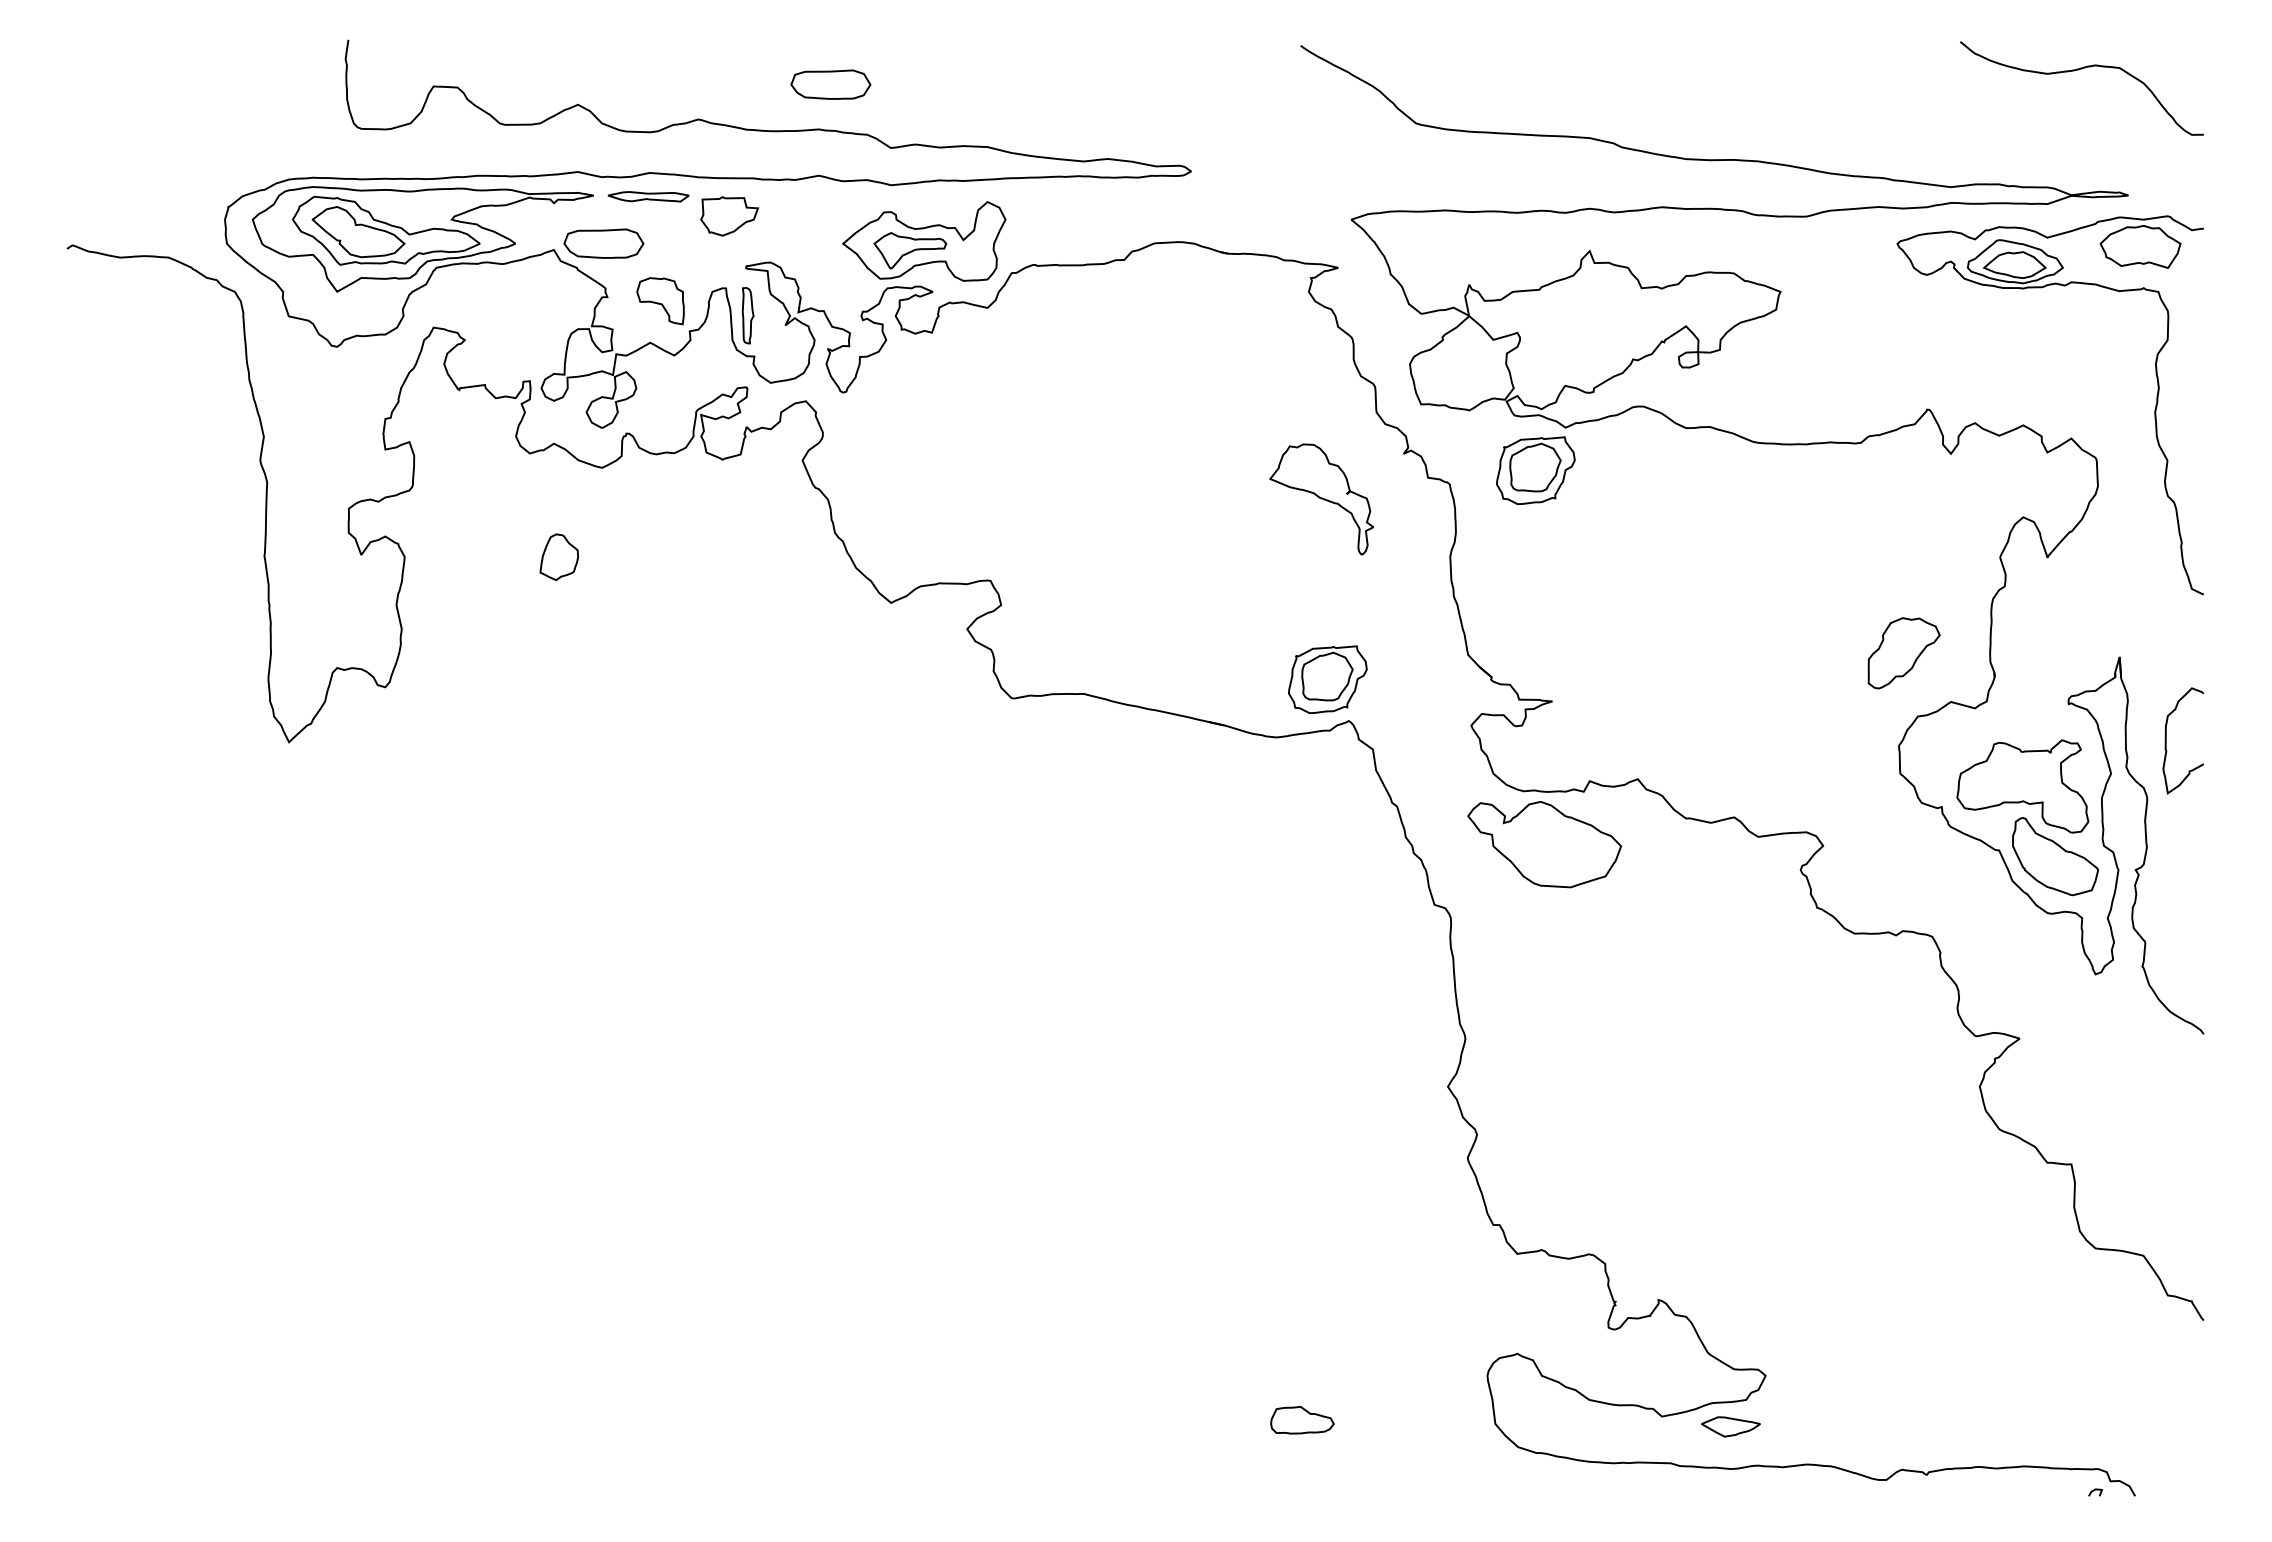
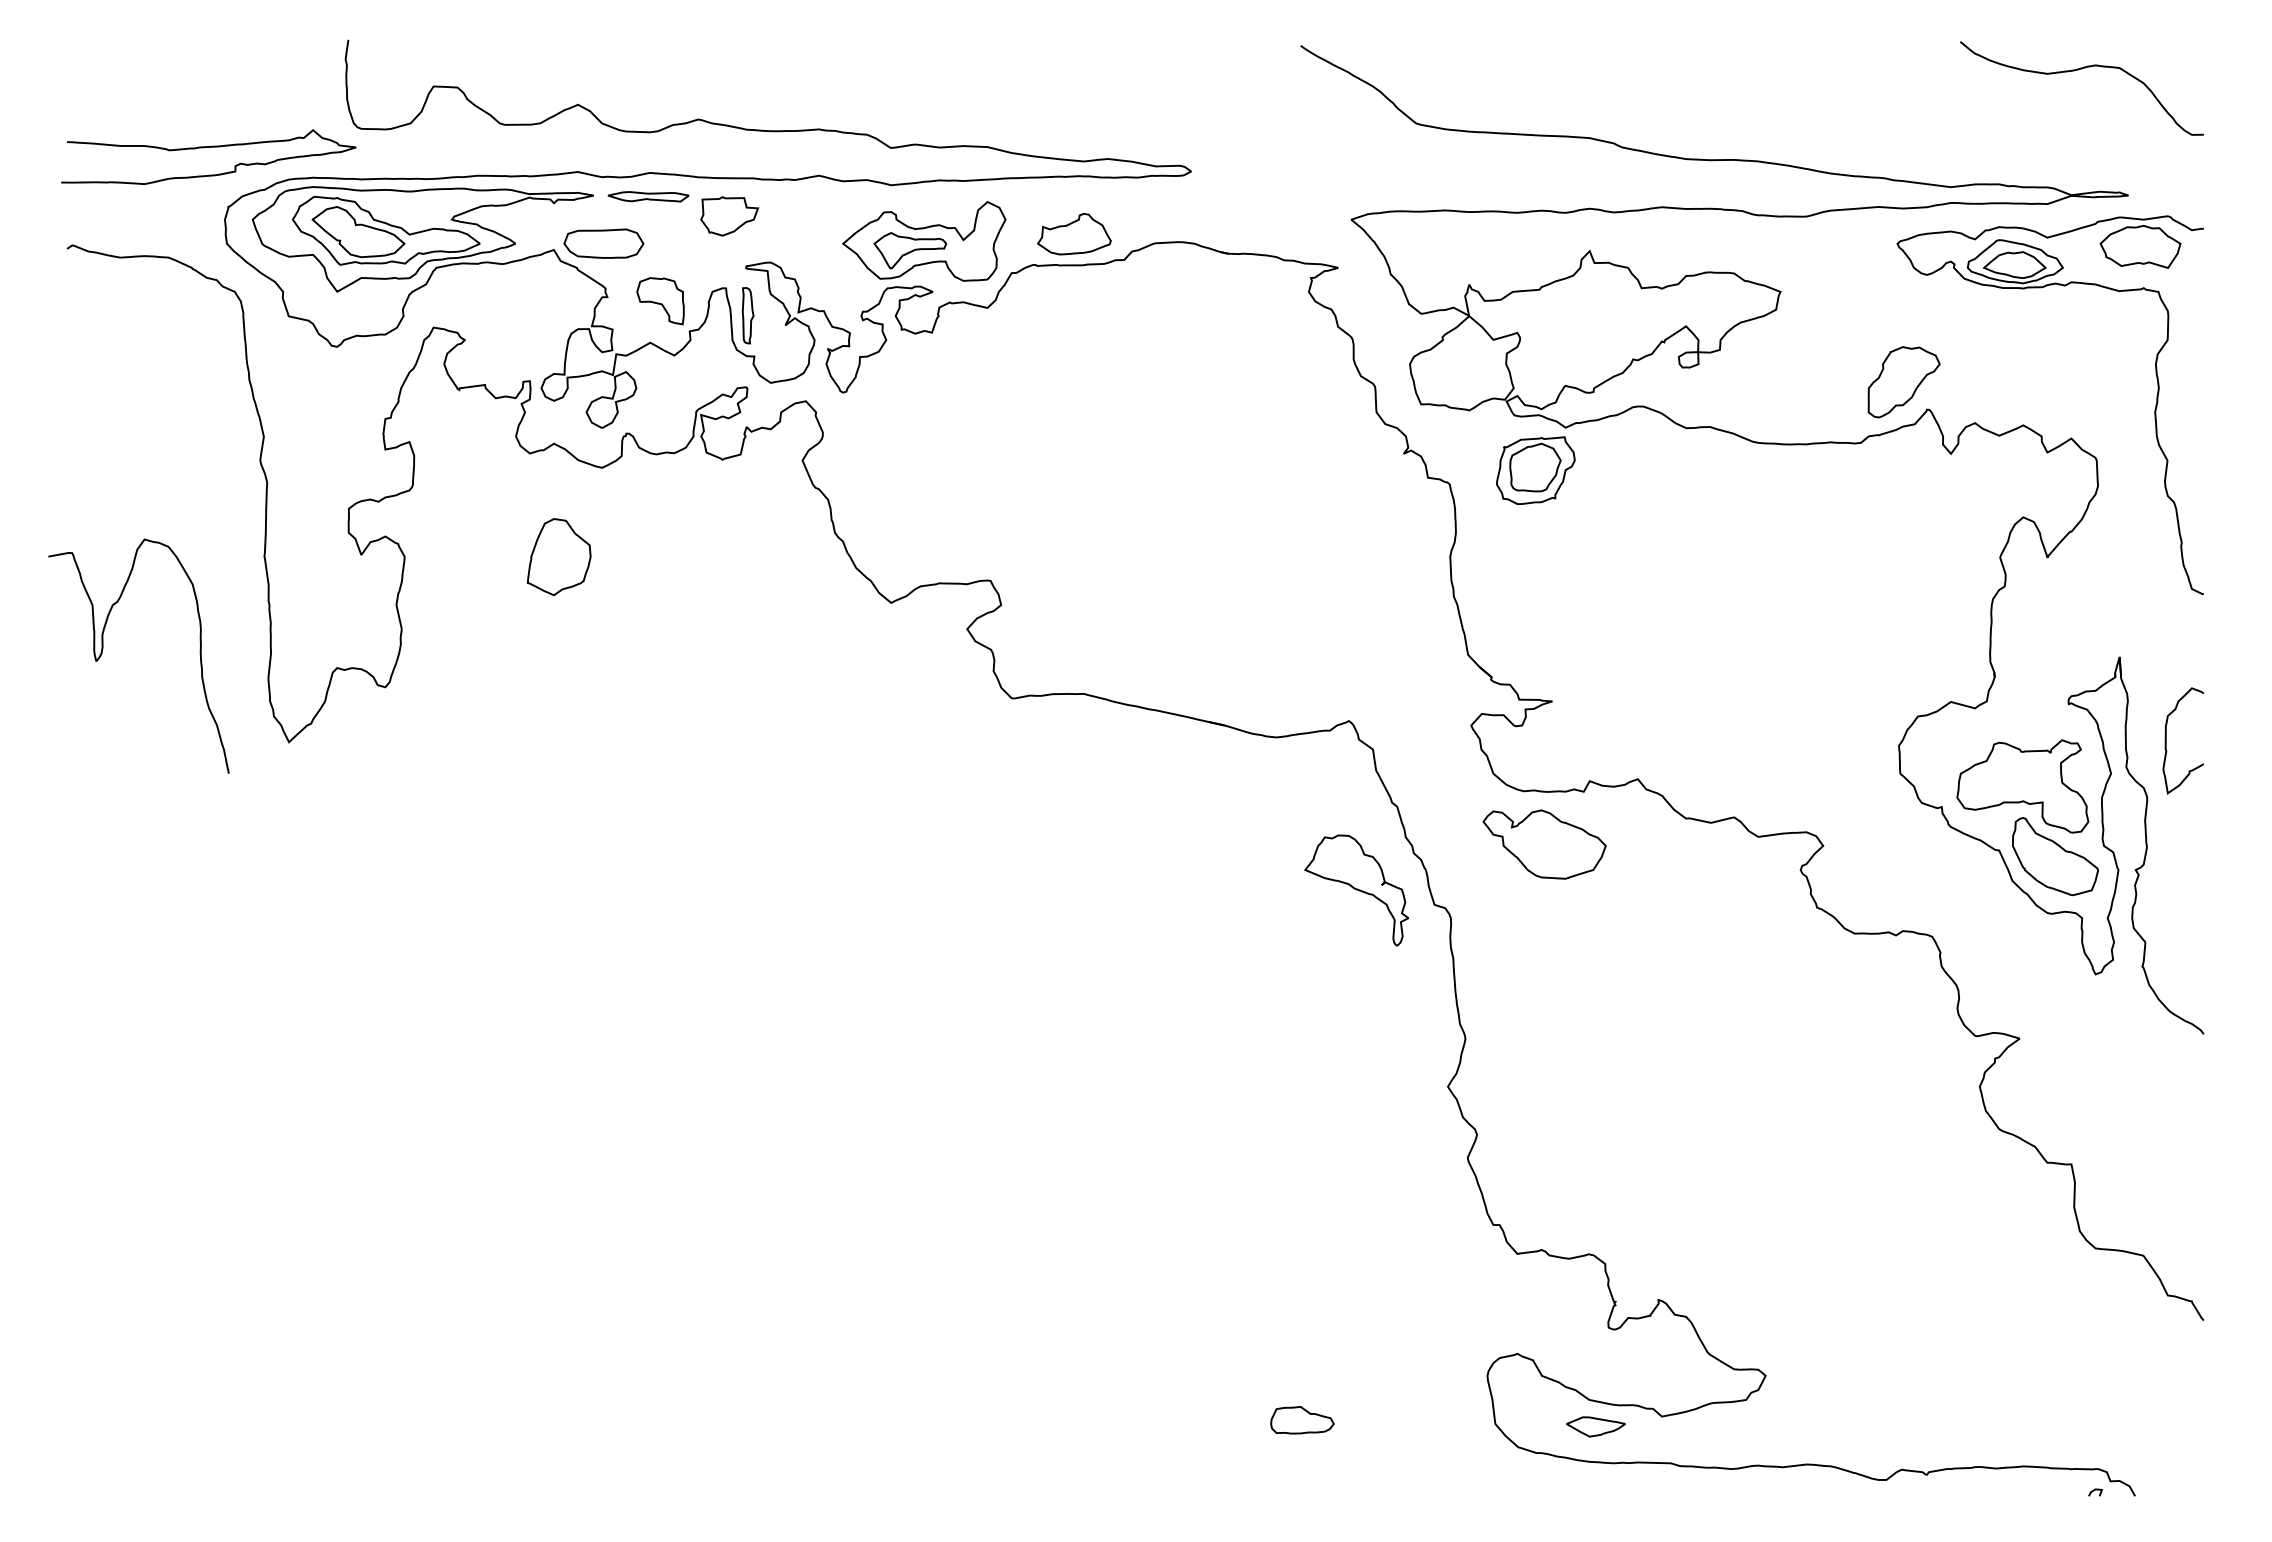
part: present -> none (830, 84)
curve: none -> present (204, 148)
part: none -> present (1074, 234)
part position: (1321, 499) -> (1356, 890) (1356, 890)
part size: 40x48 px -> 65x79 px (559, 557)
curve: none -> present (103, 649)
part position: (1903, 653) -> (1903, 382) (1903, 382)
part: present -> none (1327, 679)
part size: 156x88 px -> 125x71 px (1544, 844)
part position: (1730, 1426) -> (1595, 1426) (1595, 1426)
